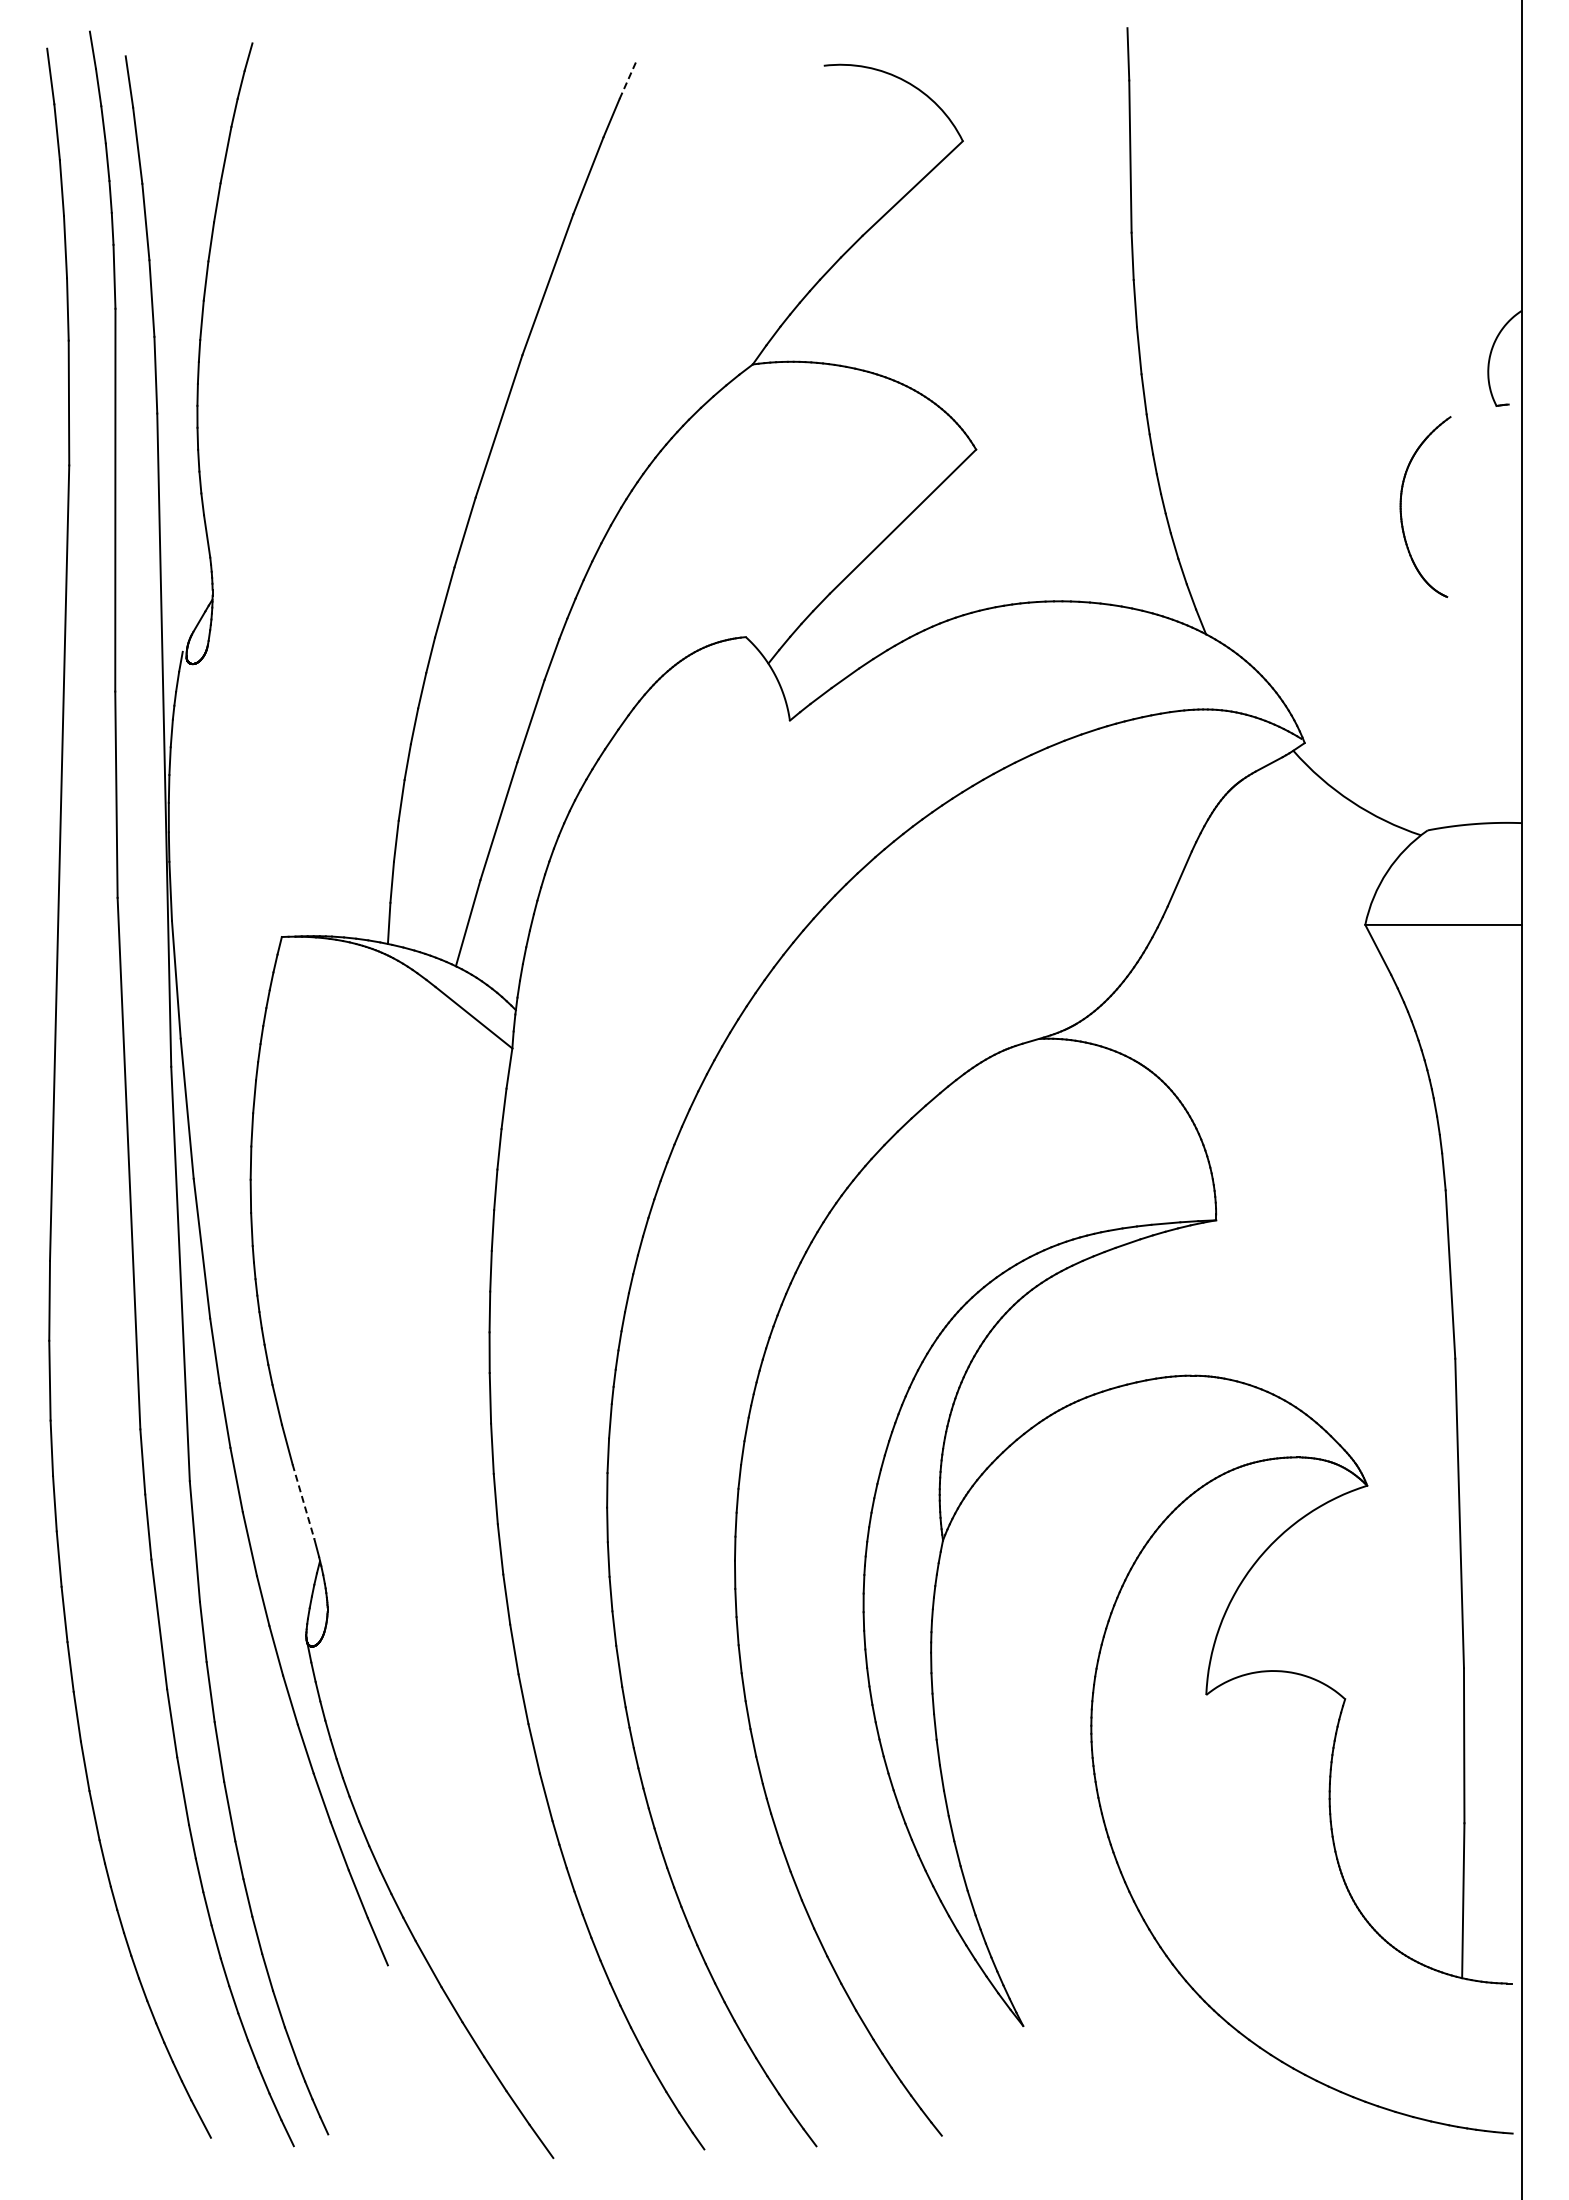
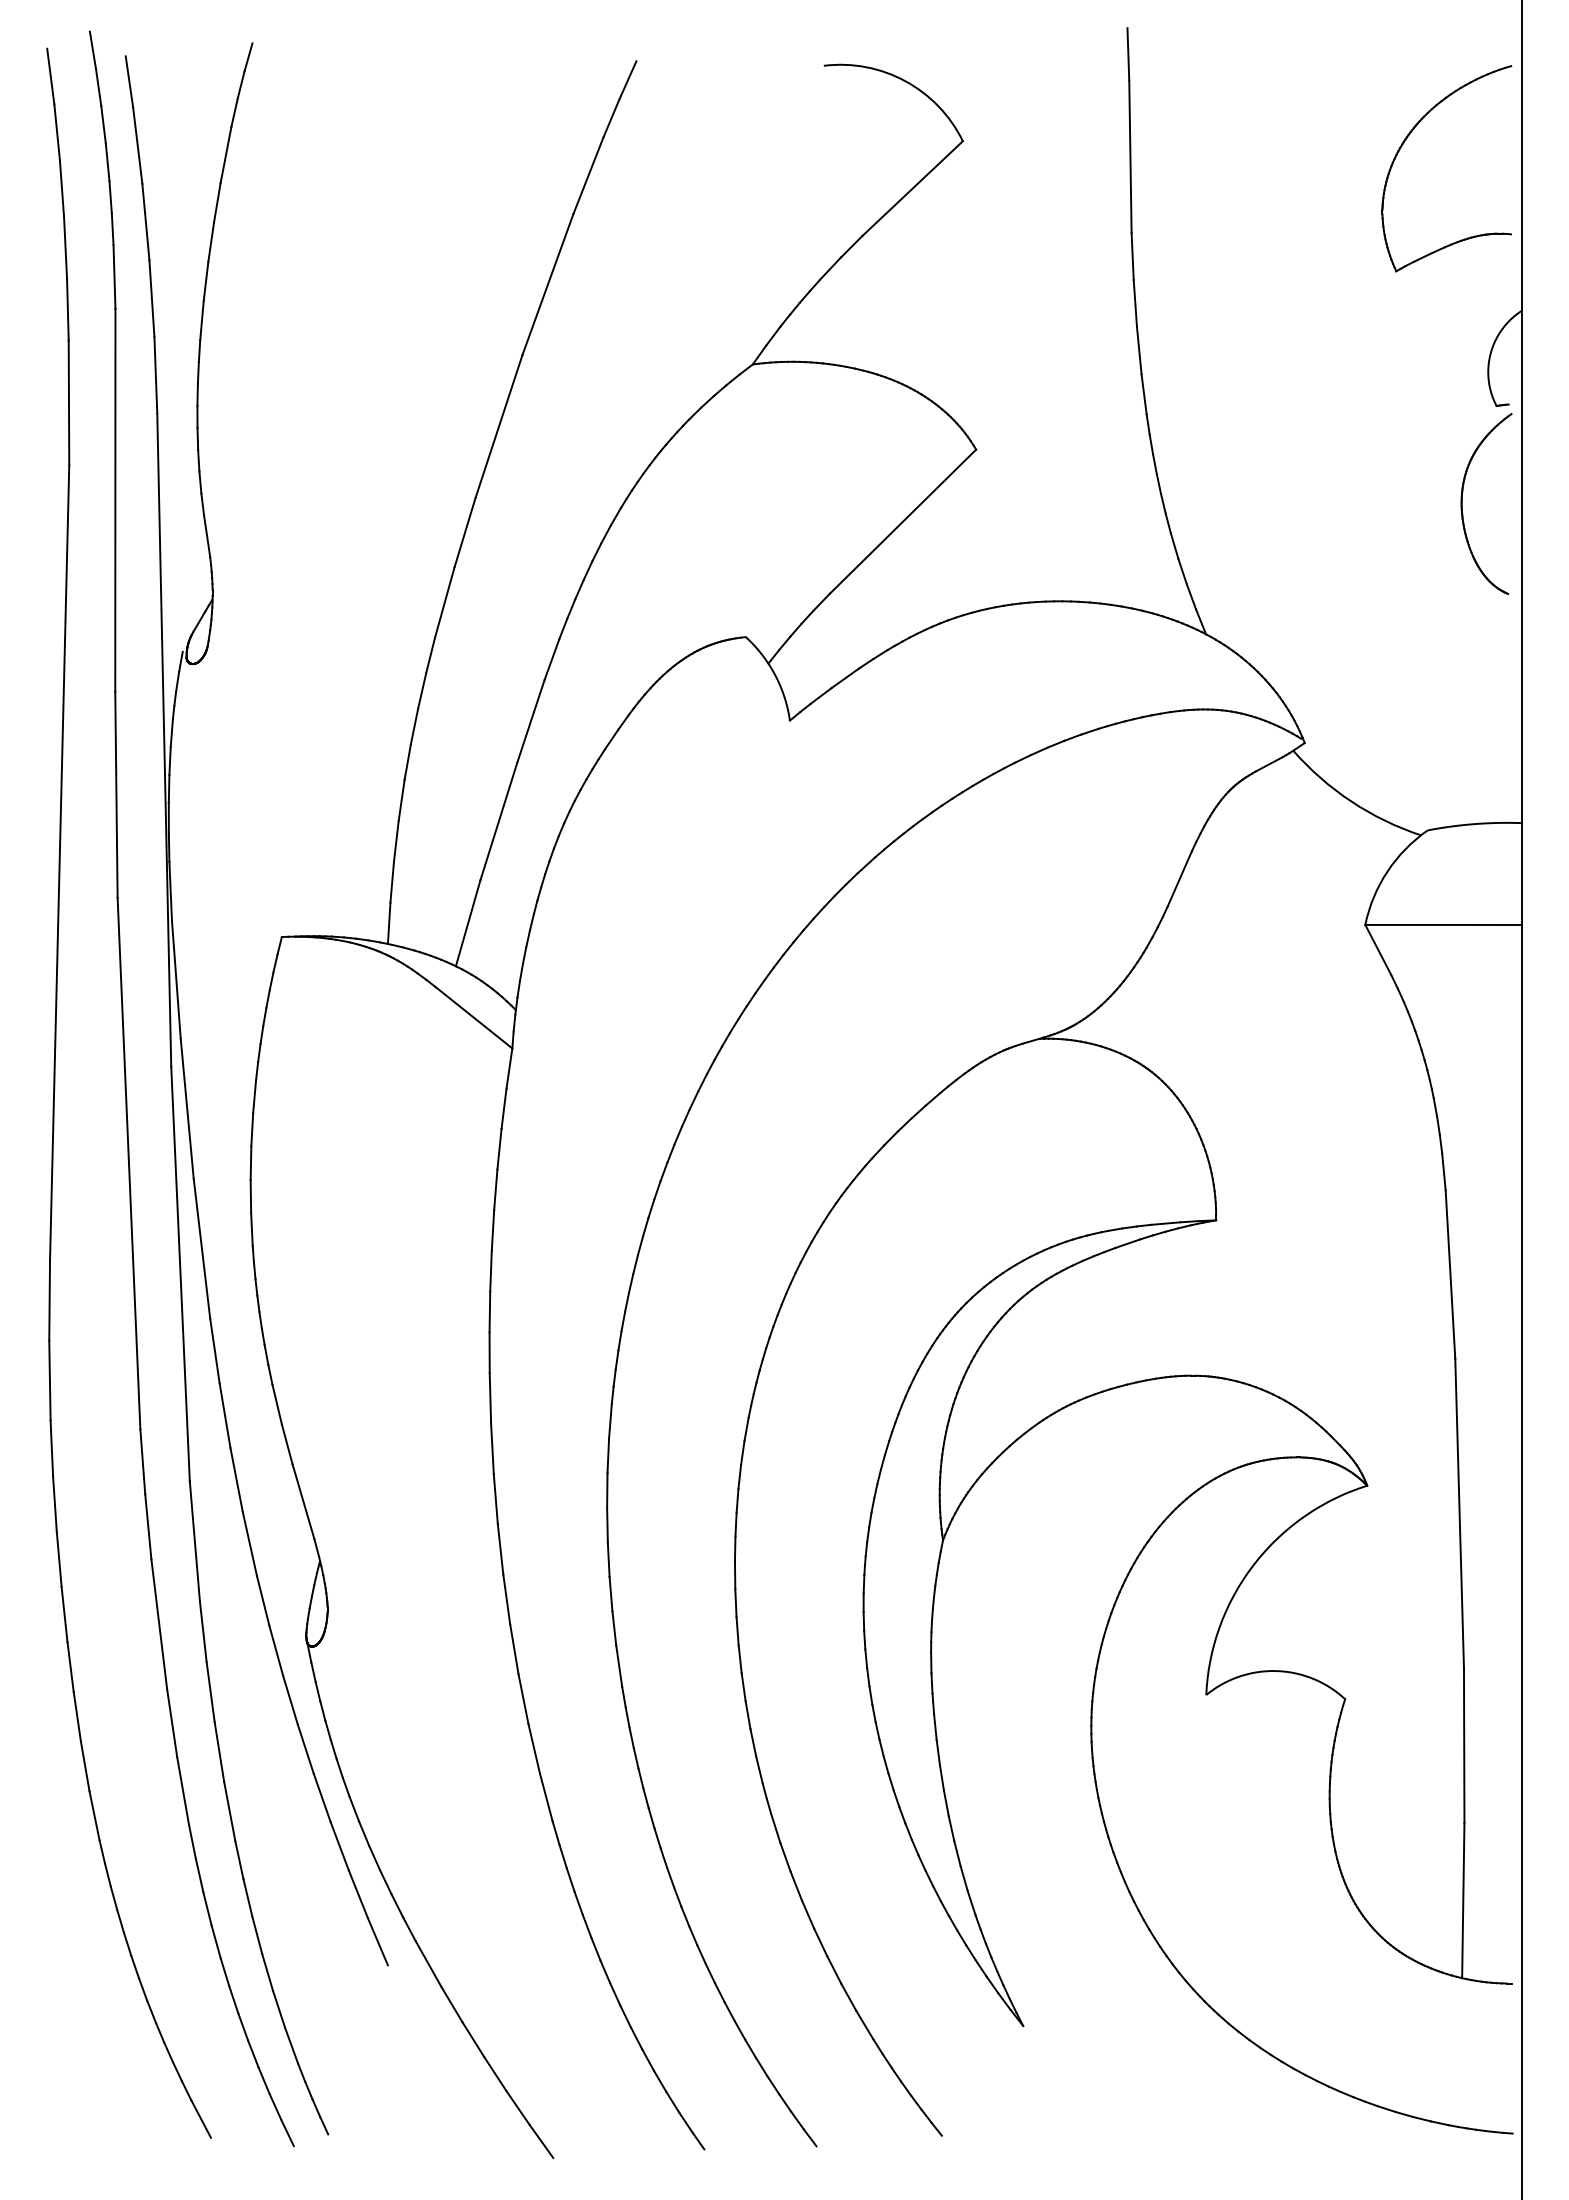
line: dashed -> solid (628, 80)
part: none -> present (1404, 143)
part position: (1401, 506) -> (1462, 503) (1462, 503)
line: dashed -> solid (303, 1501)
